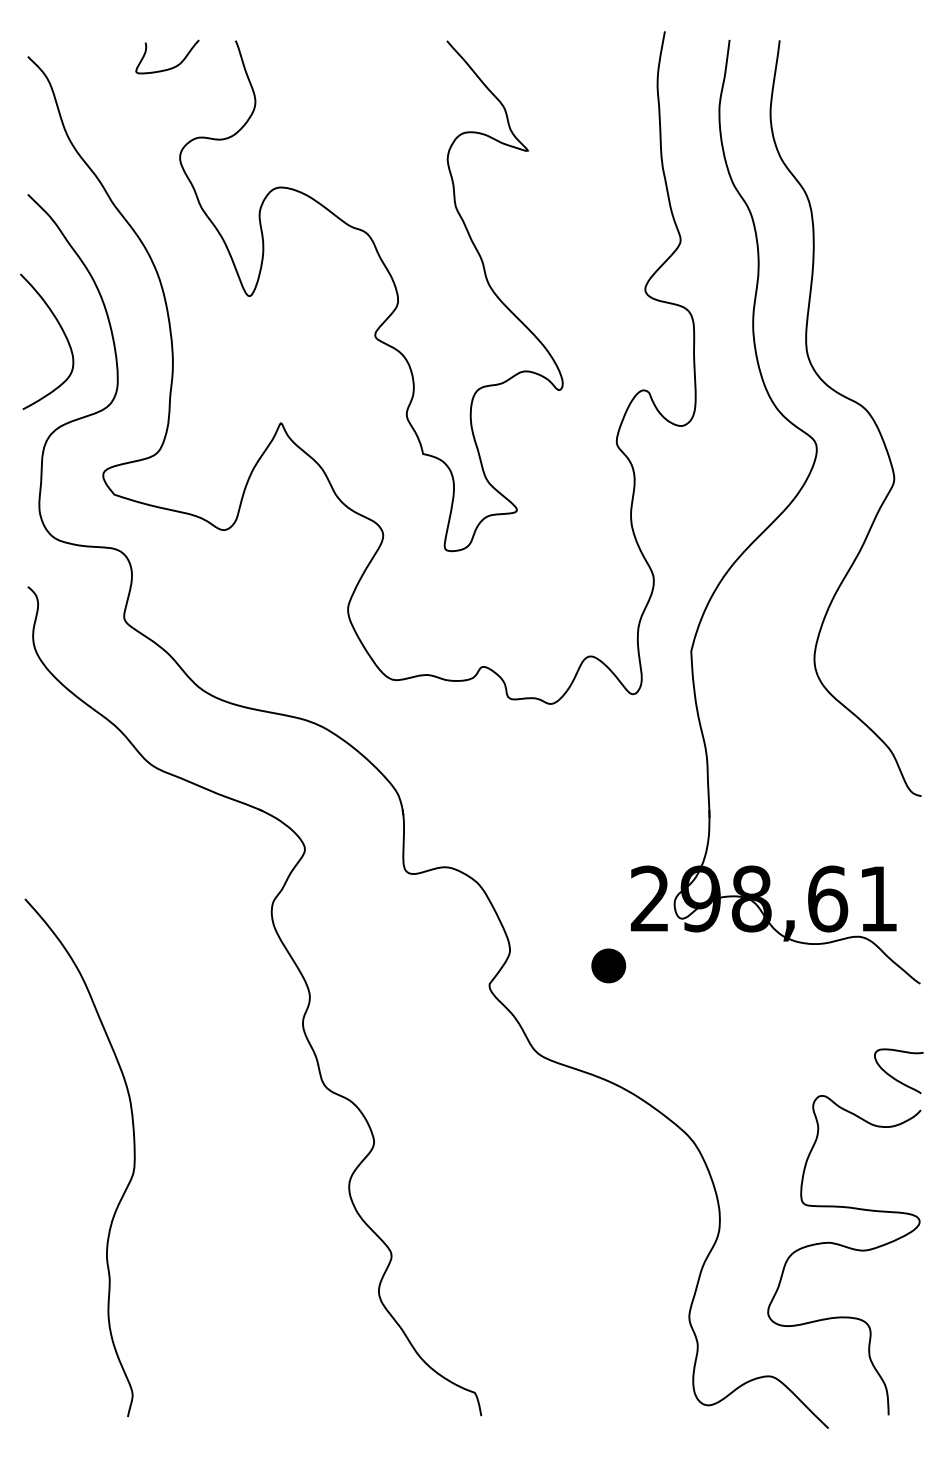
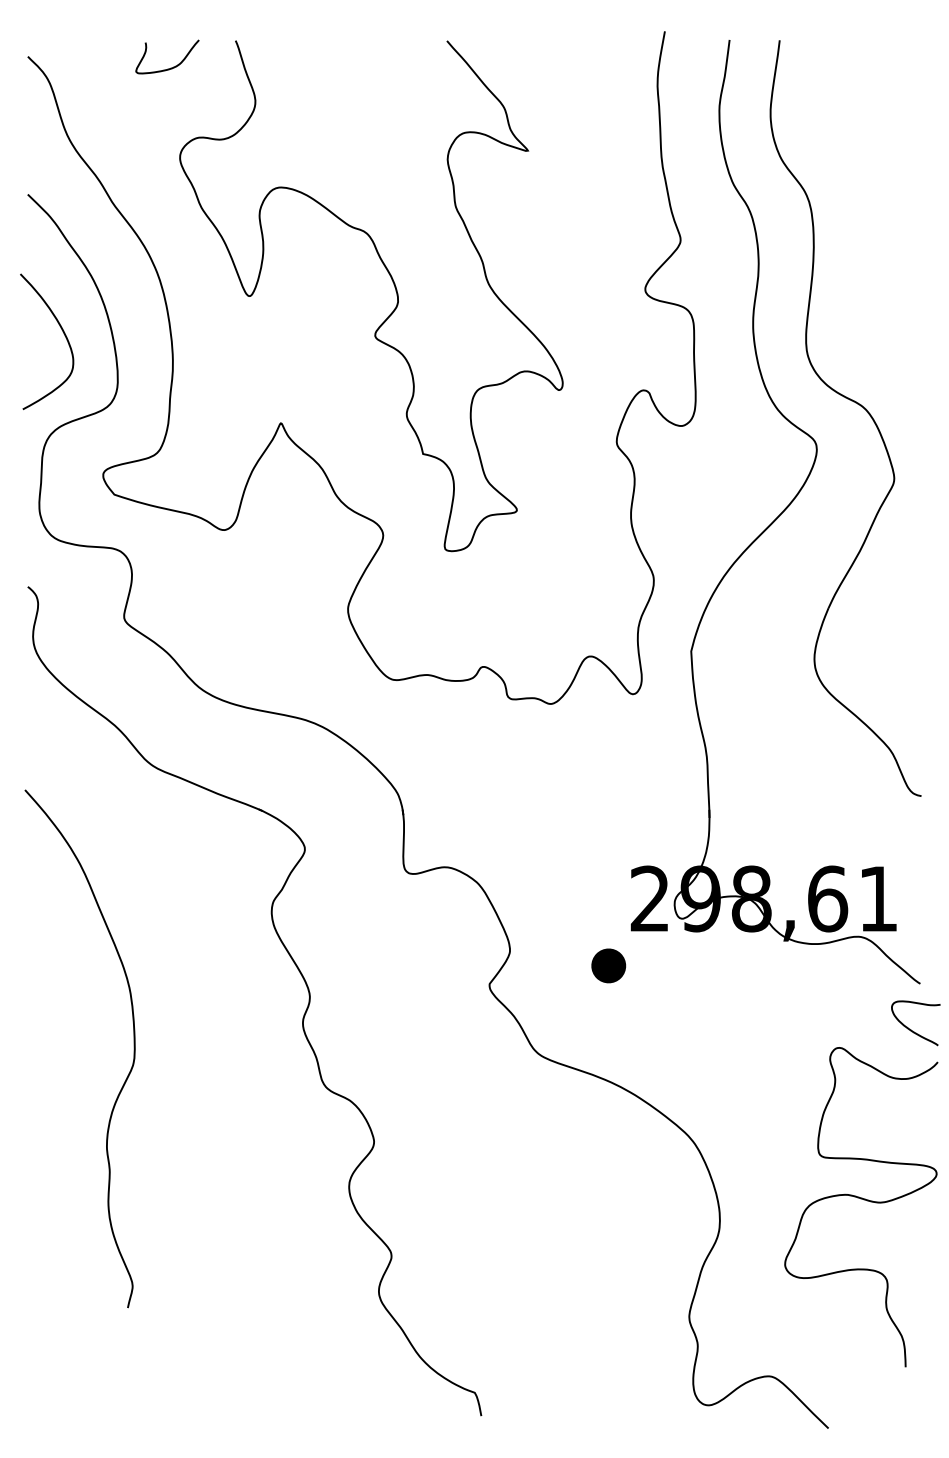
curve position: (133, 1157) -> (133, 1048) (133, 1048)
part position: (842, 1244) -> (859, 1196) (859, 1196)
